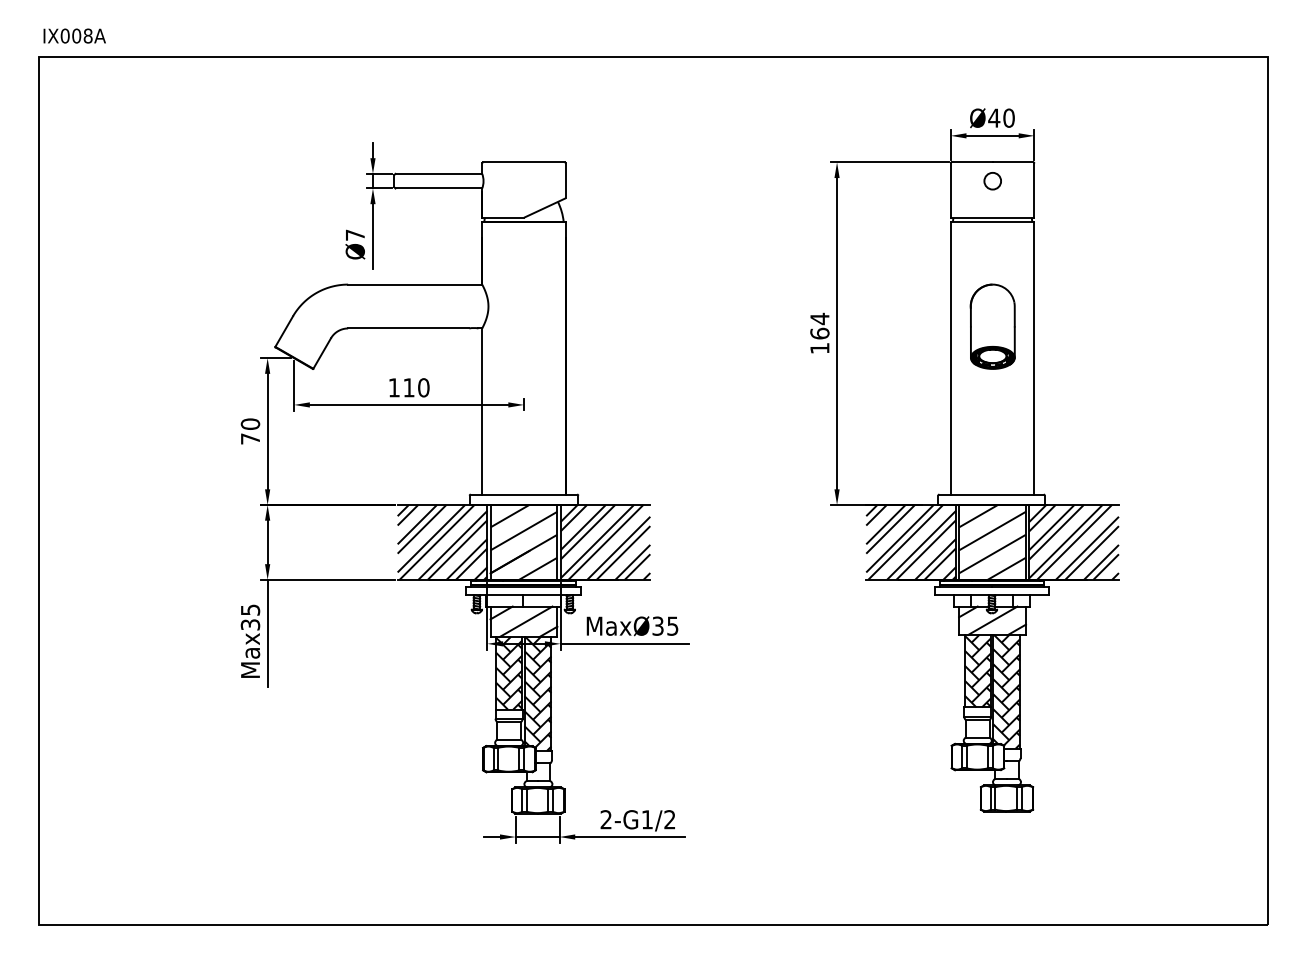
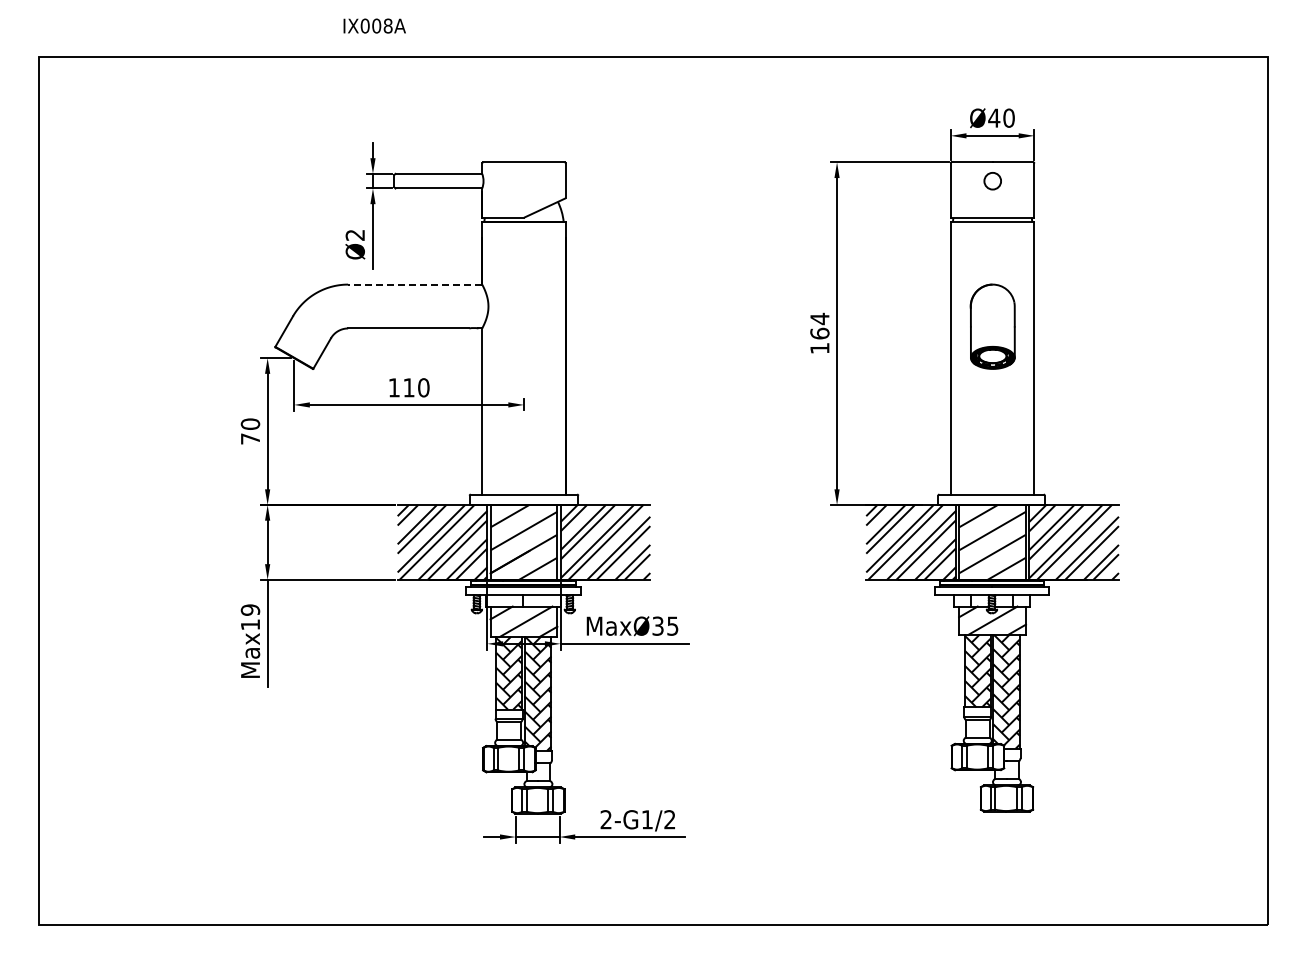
text position: (74, 35) -> (374, 25) (374, 25)
text: Ø7 -> Ø2 (354, 234)
line: solid -> dashed (414, 284)
text: Max35 -> Max19 (250, 617)
